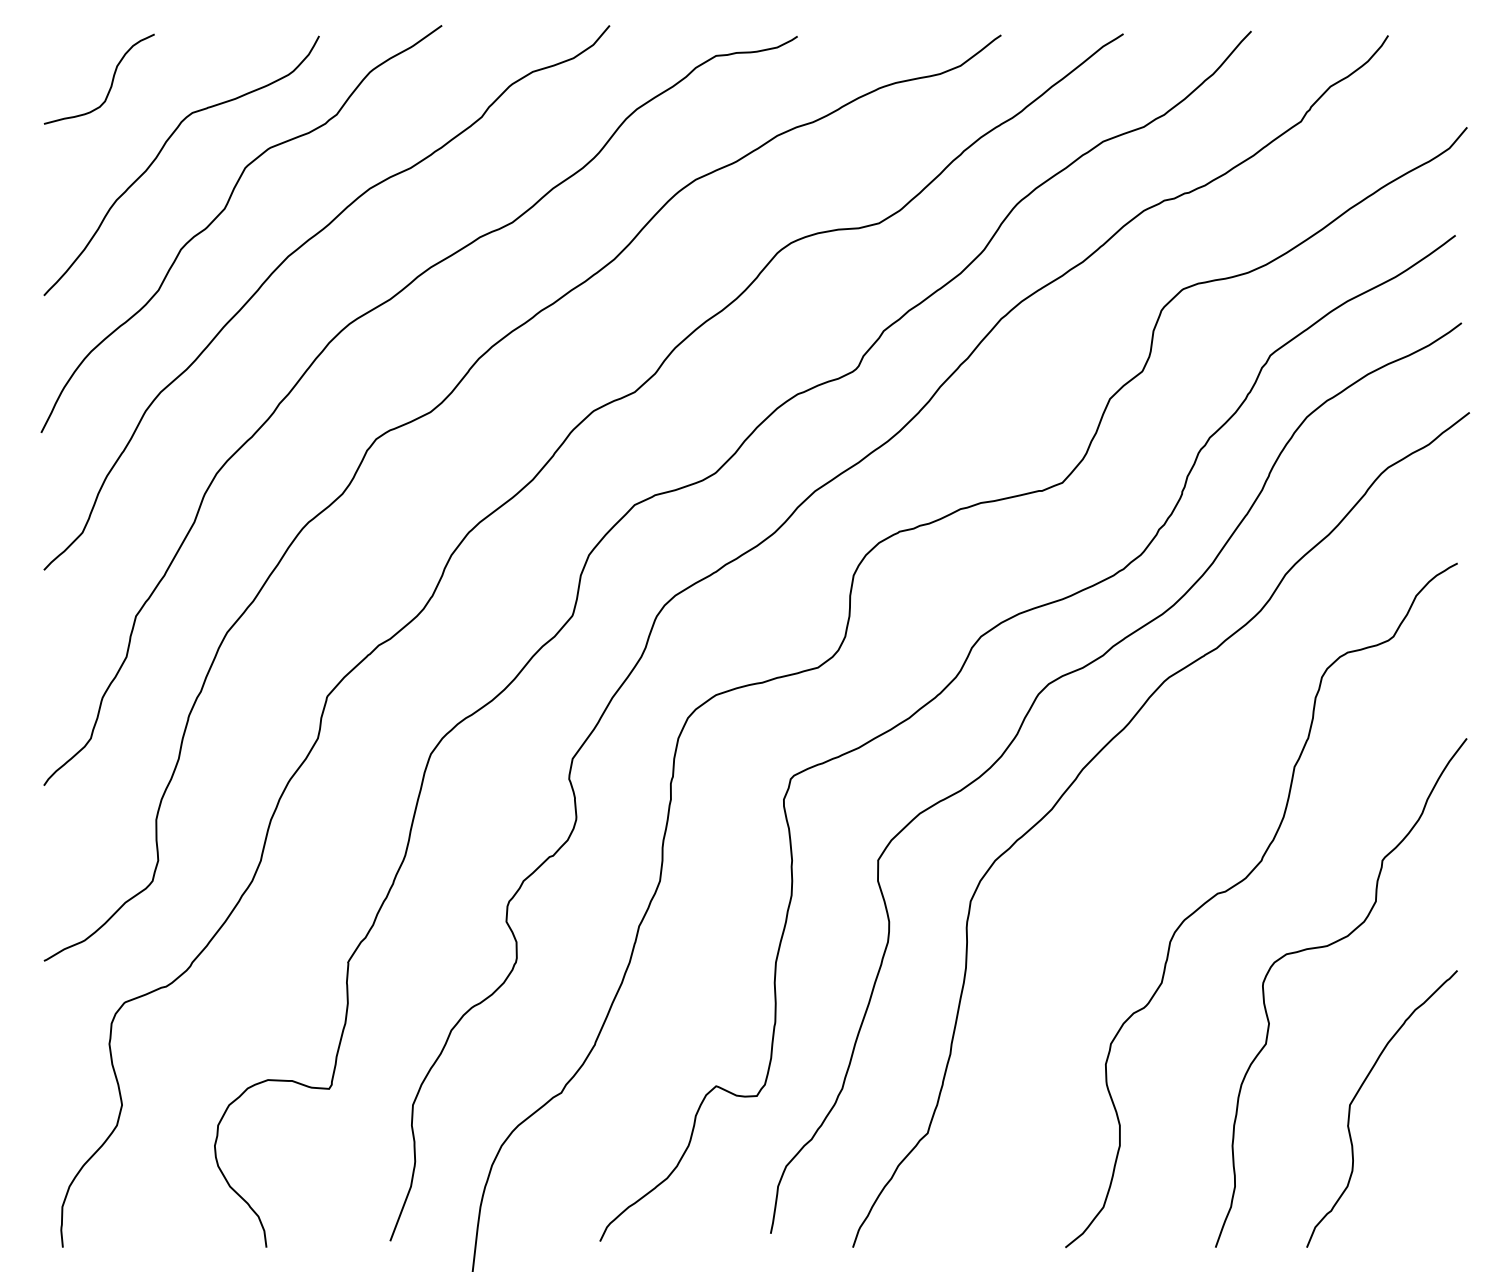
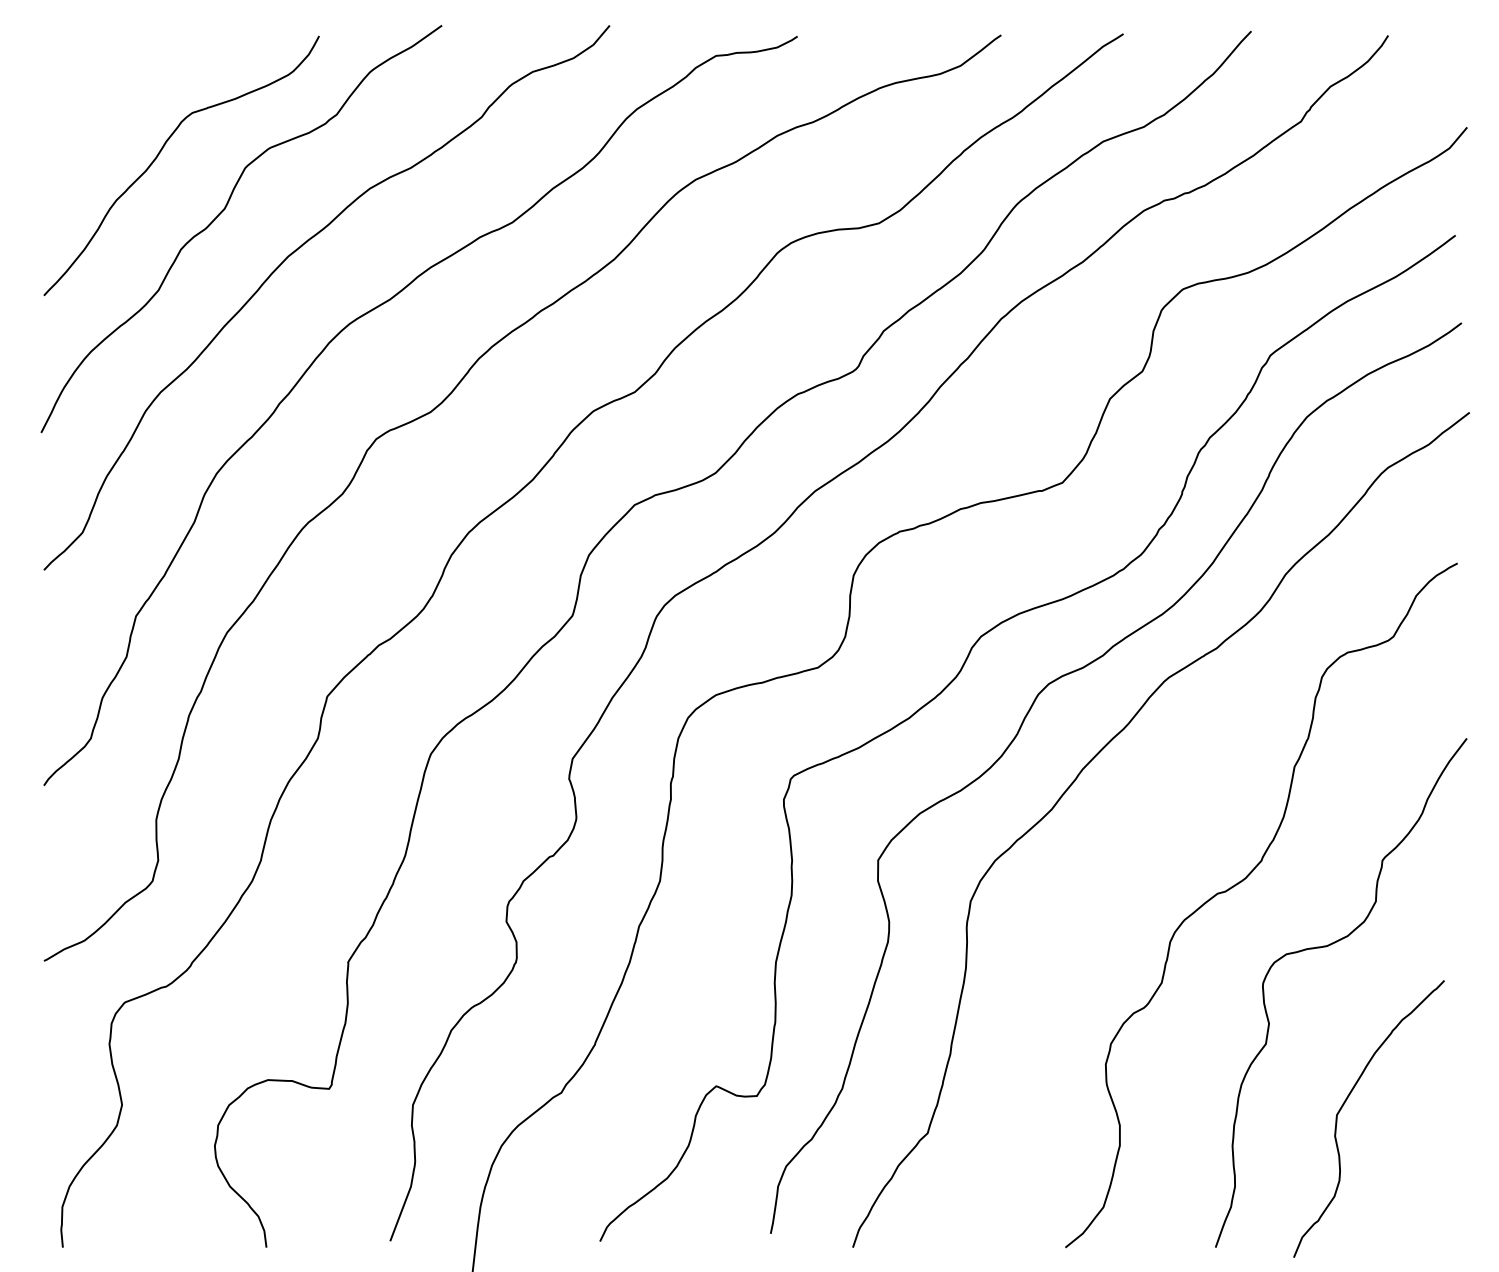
curve: present -> none (111, 81)
curve position: (1356, 1096) -> (1343, 1106) (1343, 1106)
